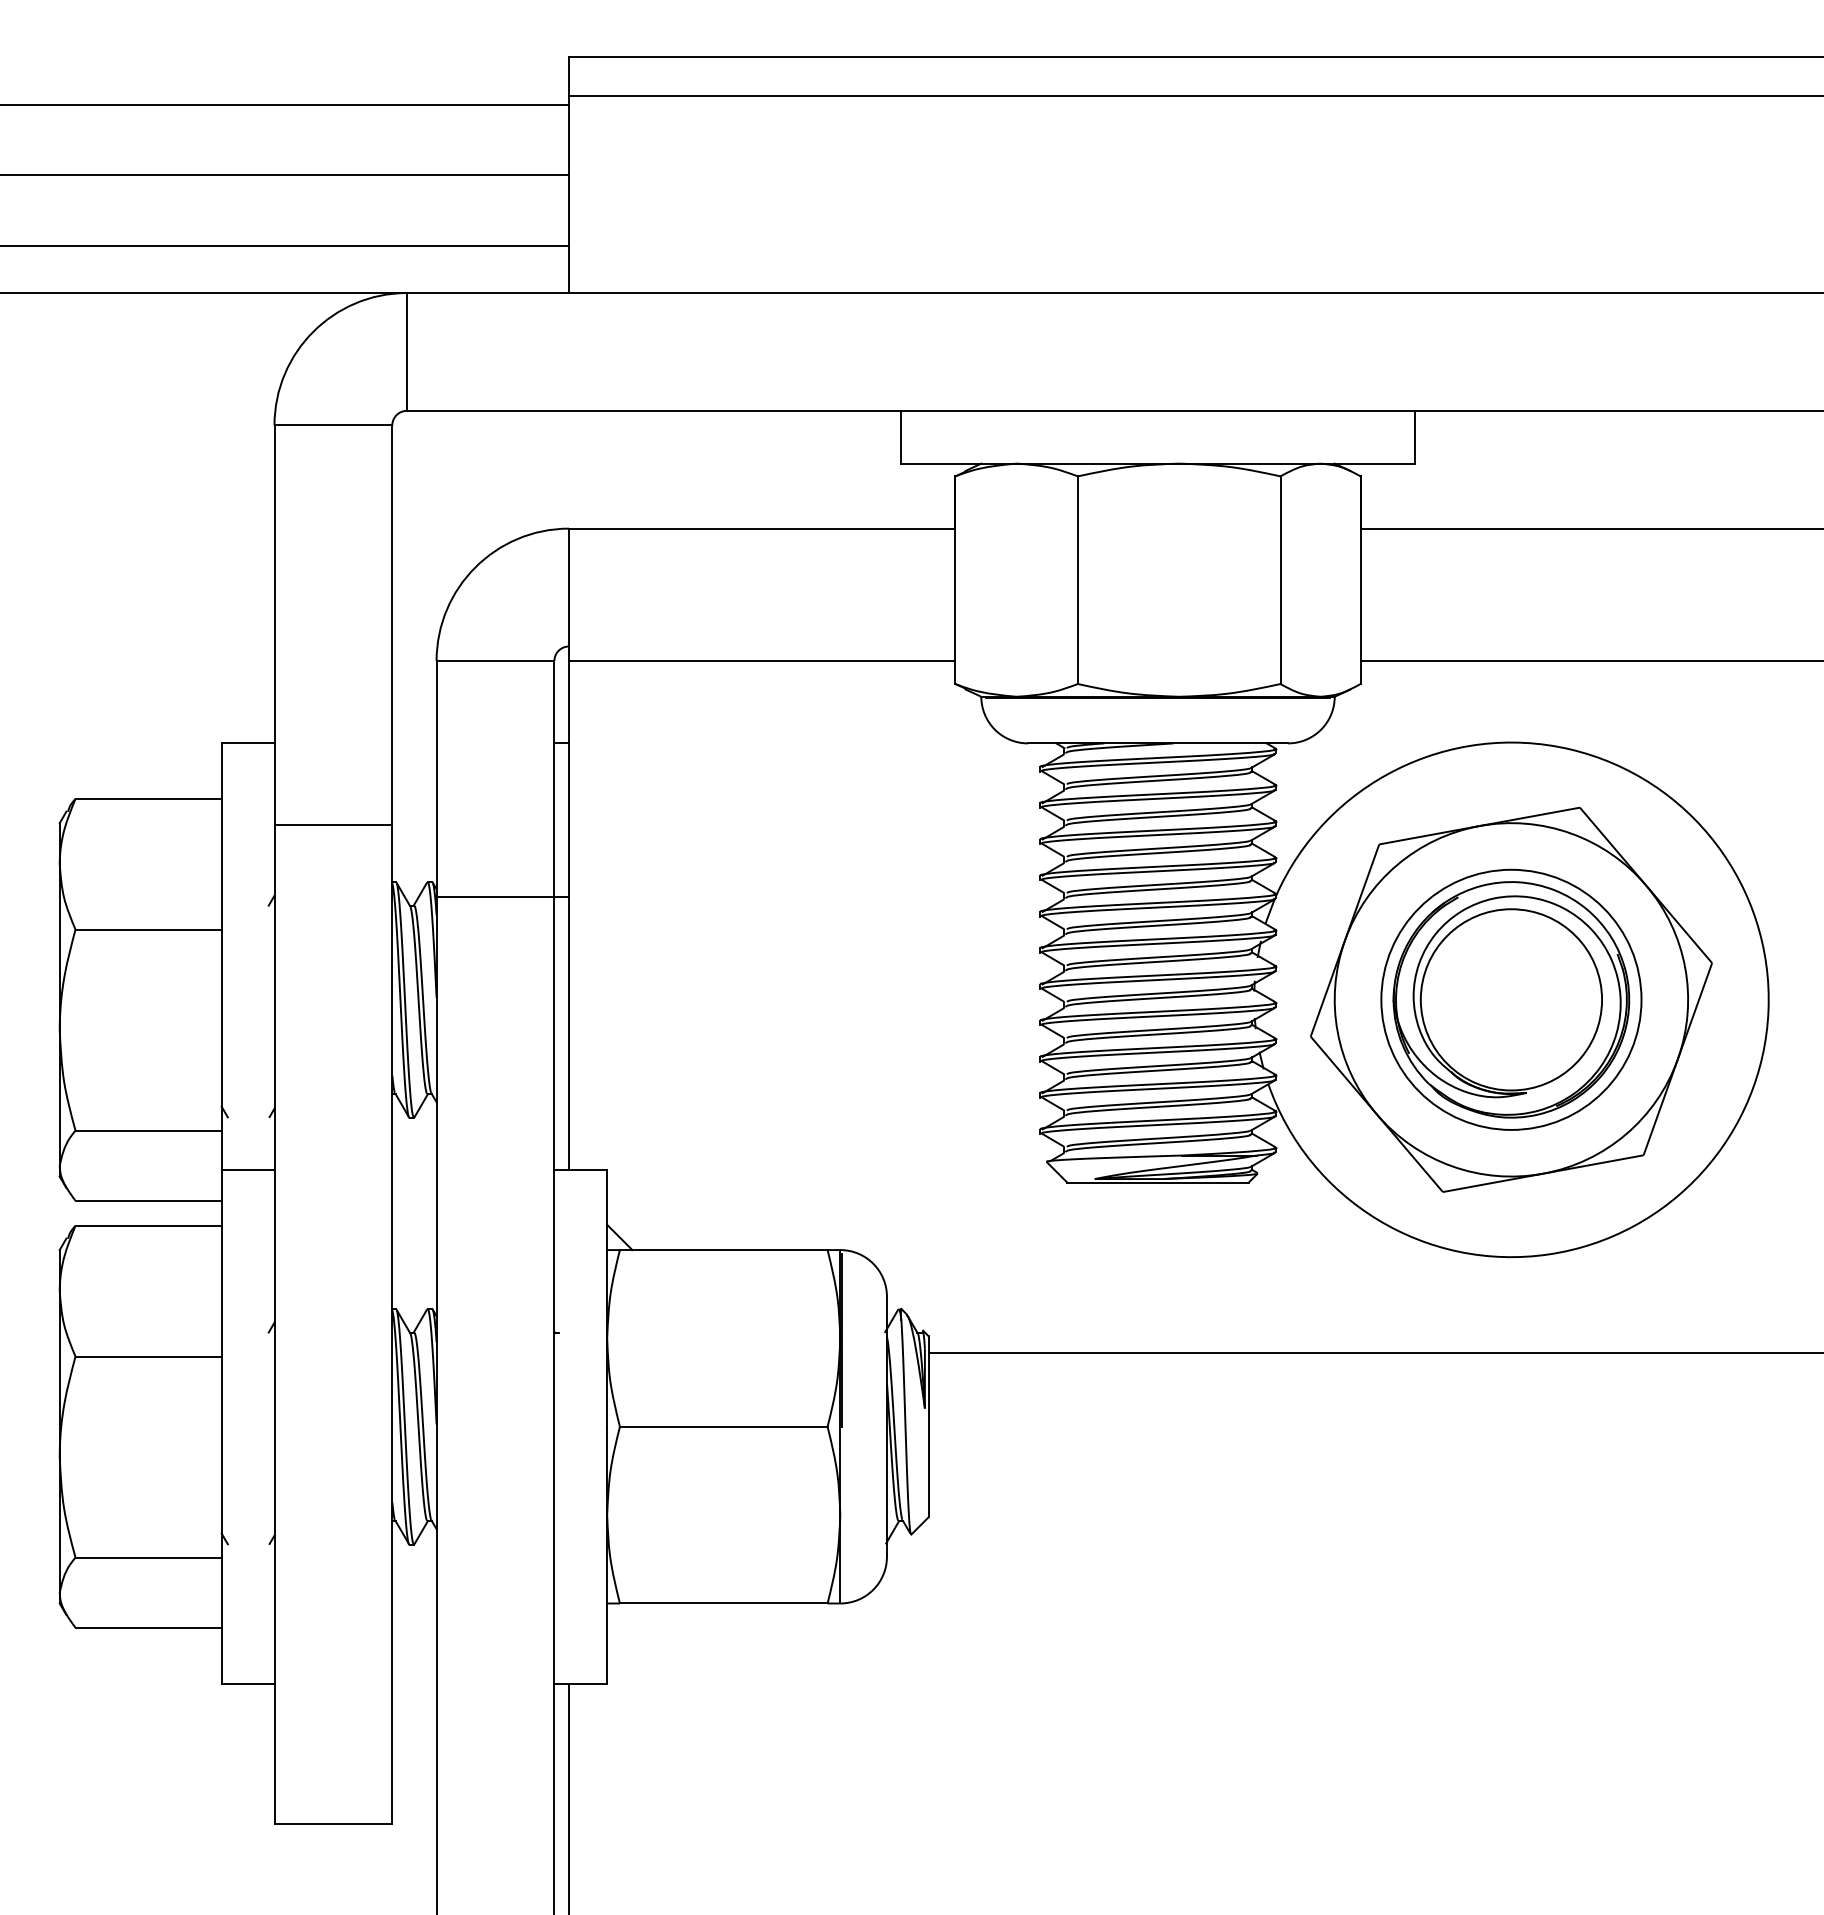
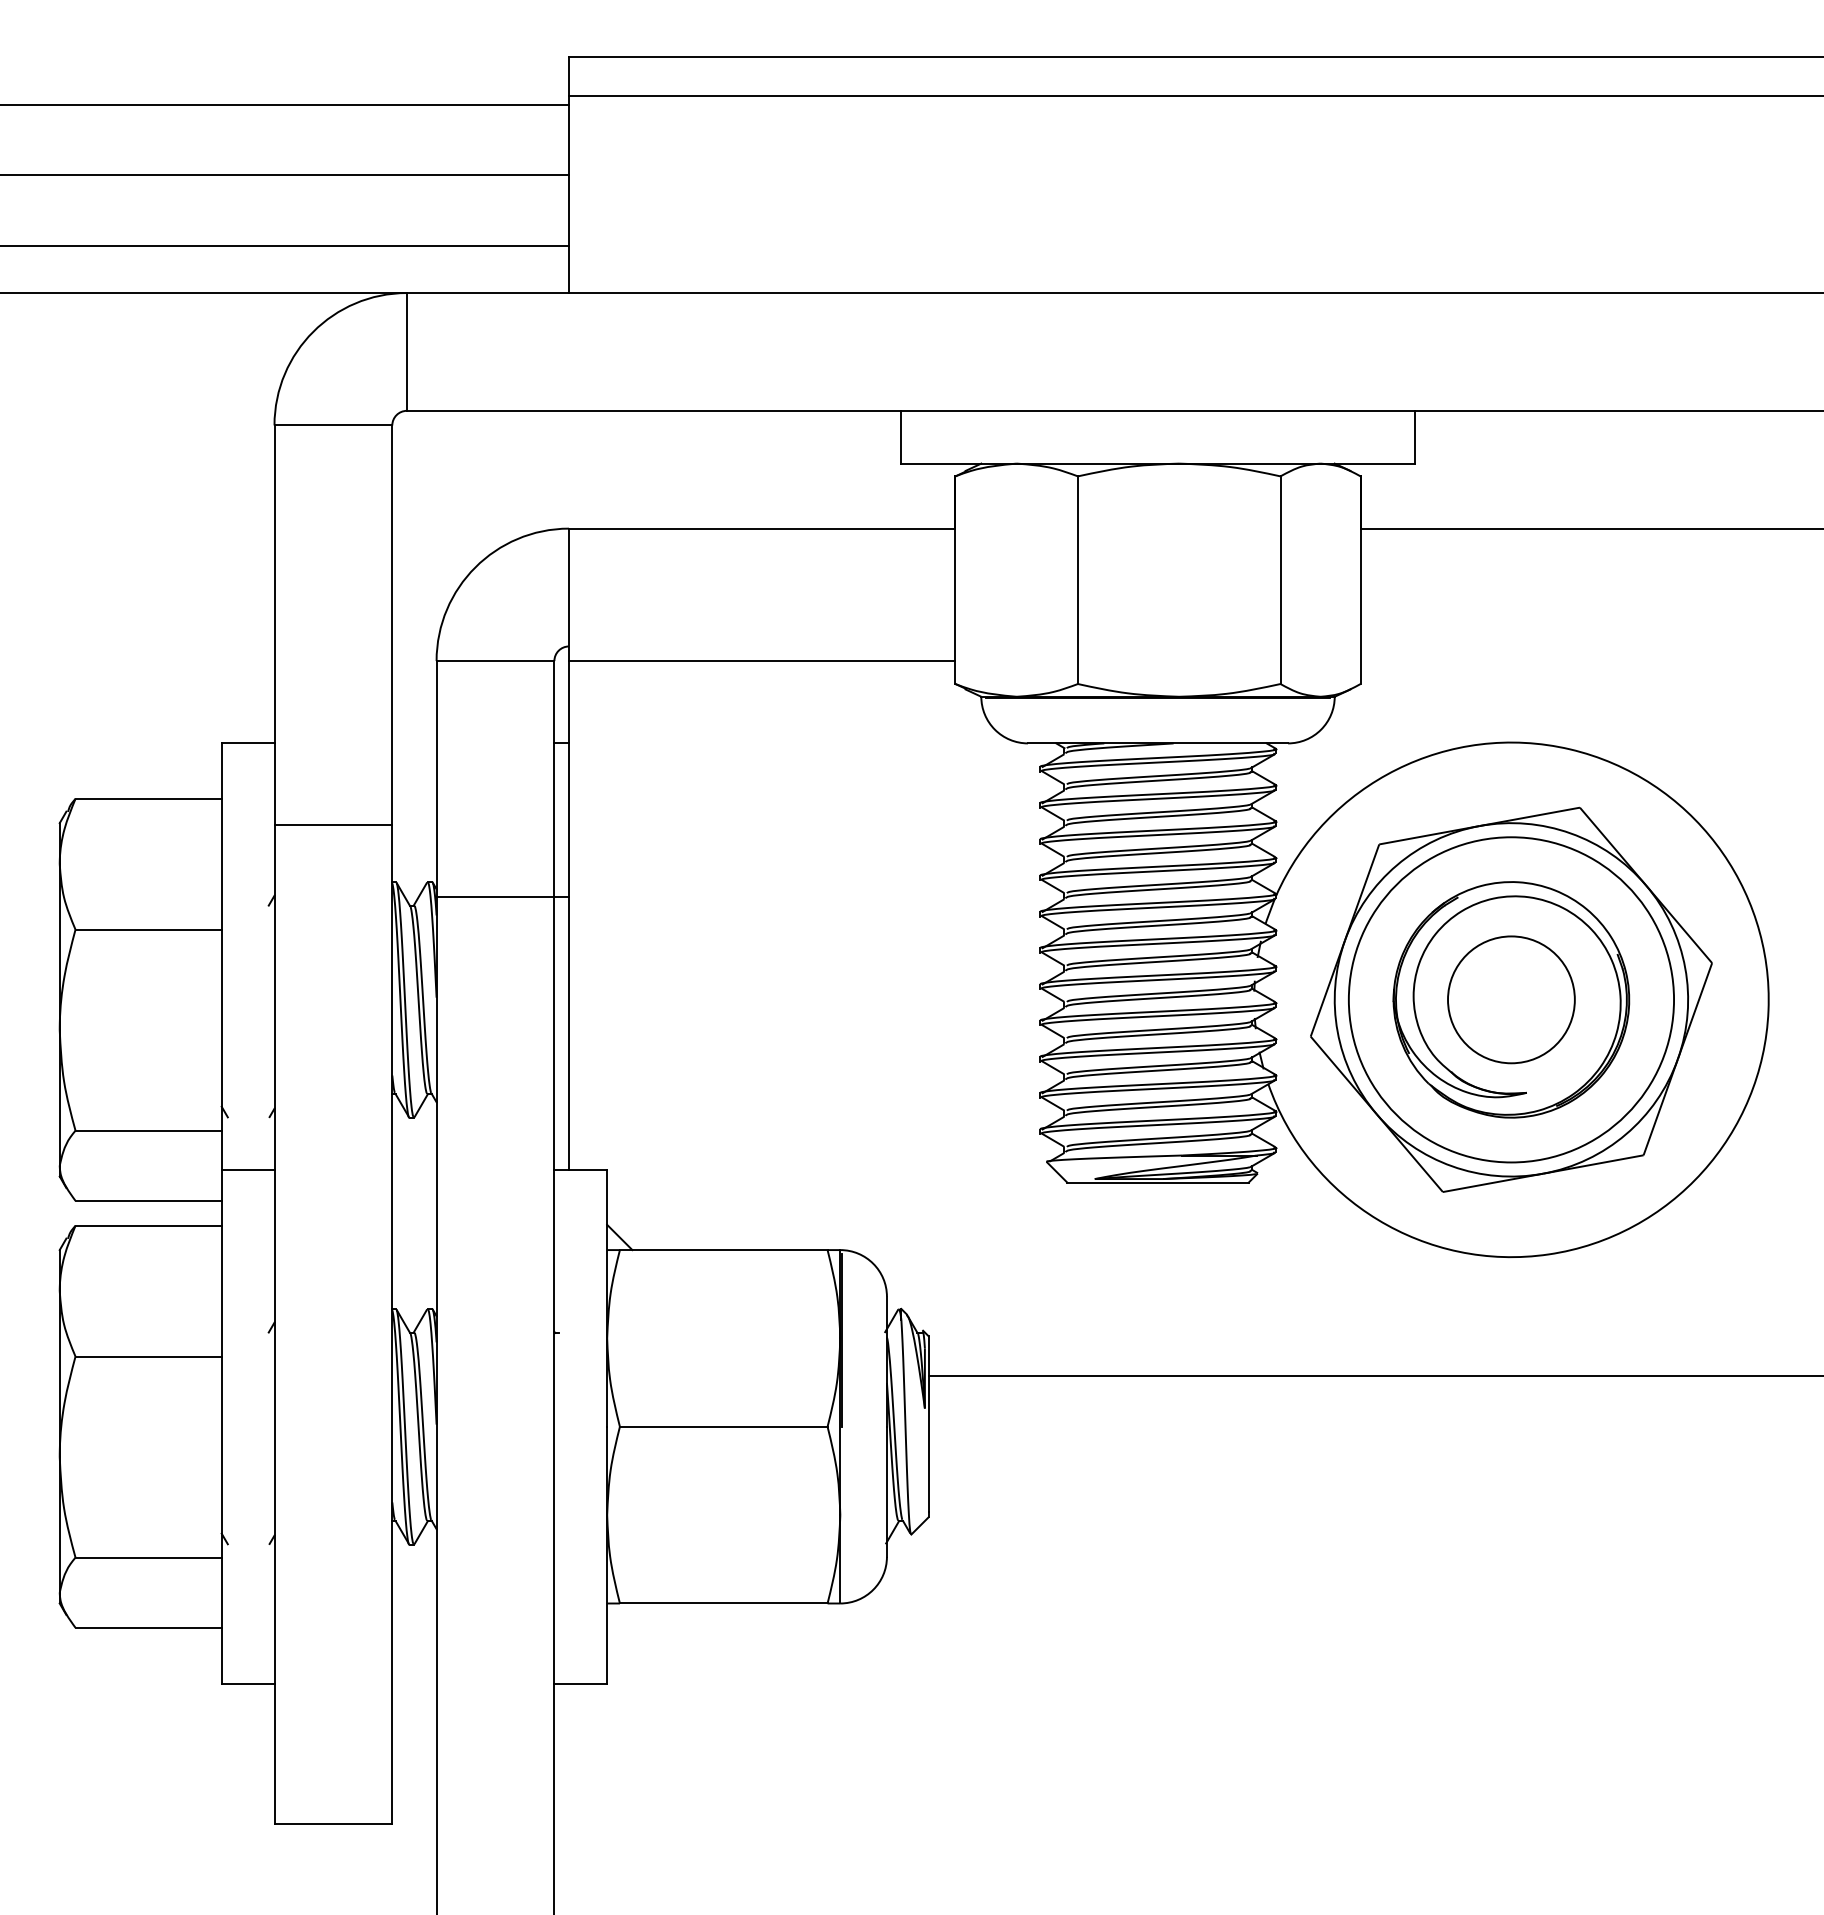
line: present -> none (1590, 661)
circle diameter: 181 px -> 127 px (1511, 999)
circle diameter: 260 px -> 325 px (1511, 999)
line position: (1374, 1353) -> (1374, 1376) (1374, 1376)
line: present -> none (569, 1797)
